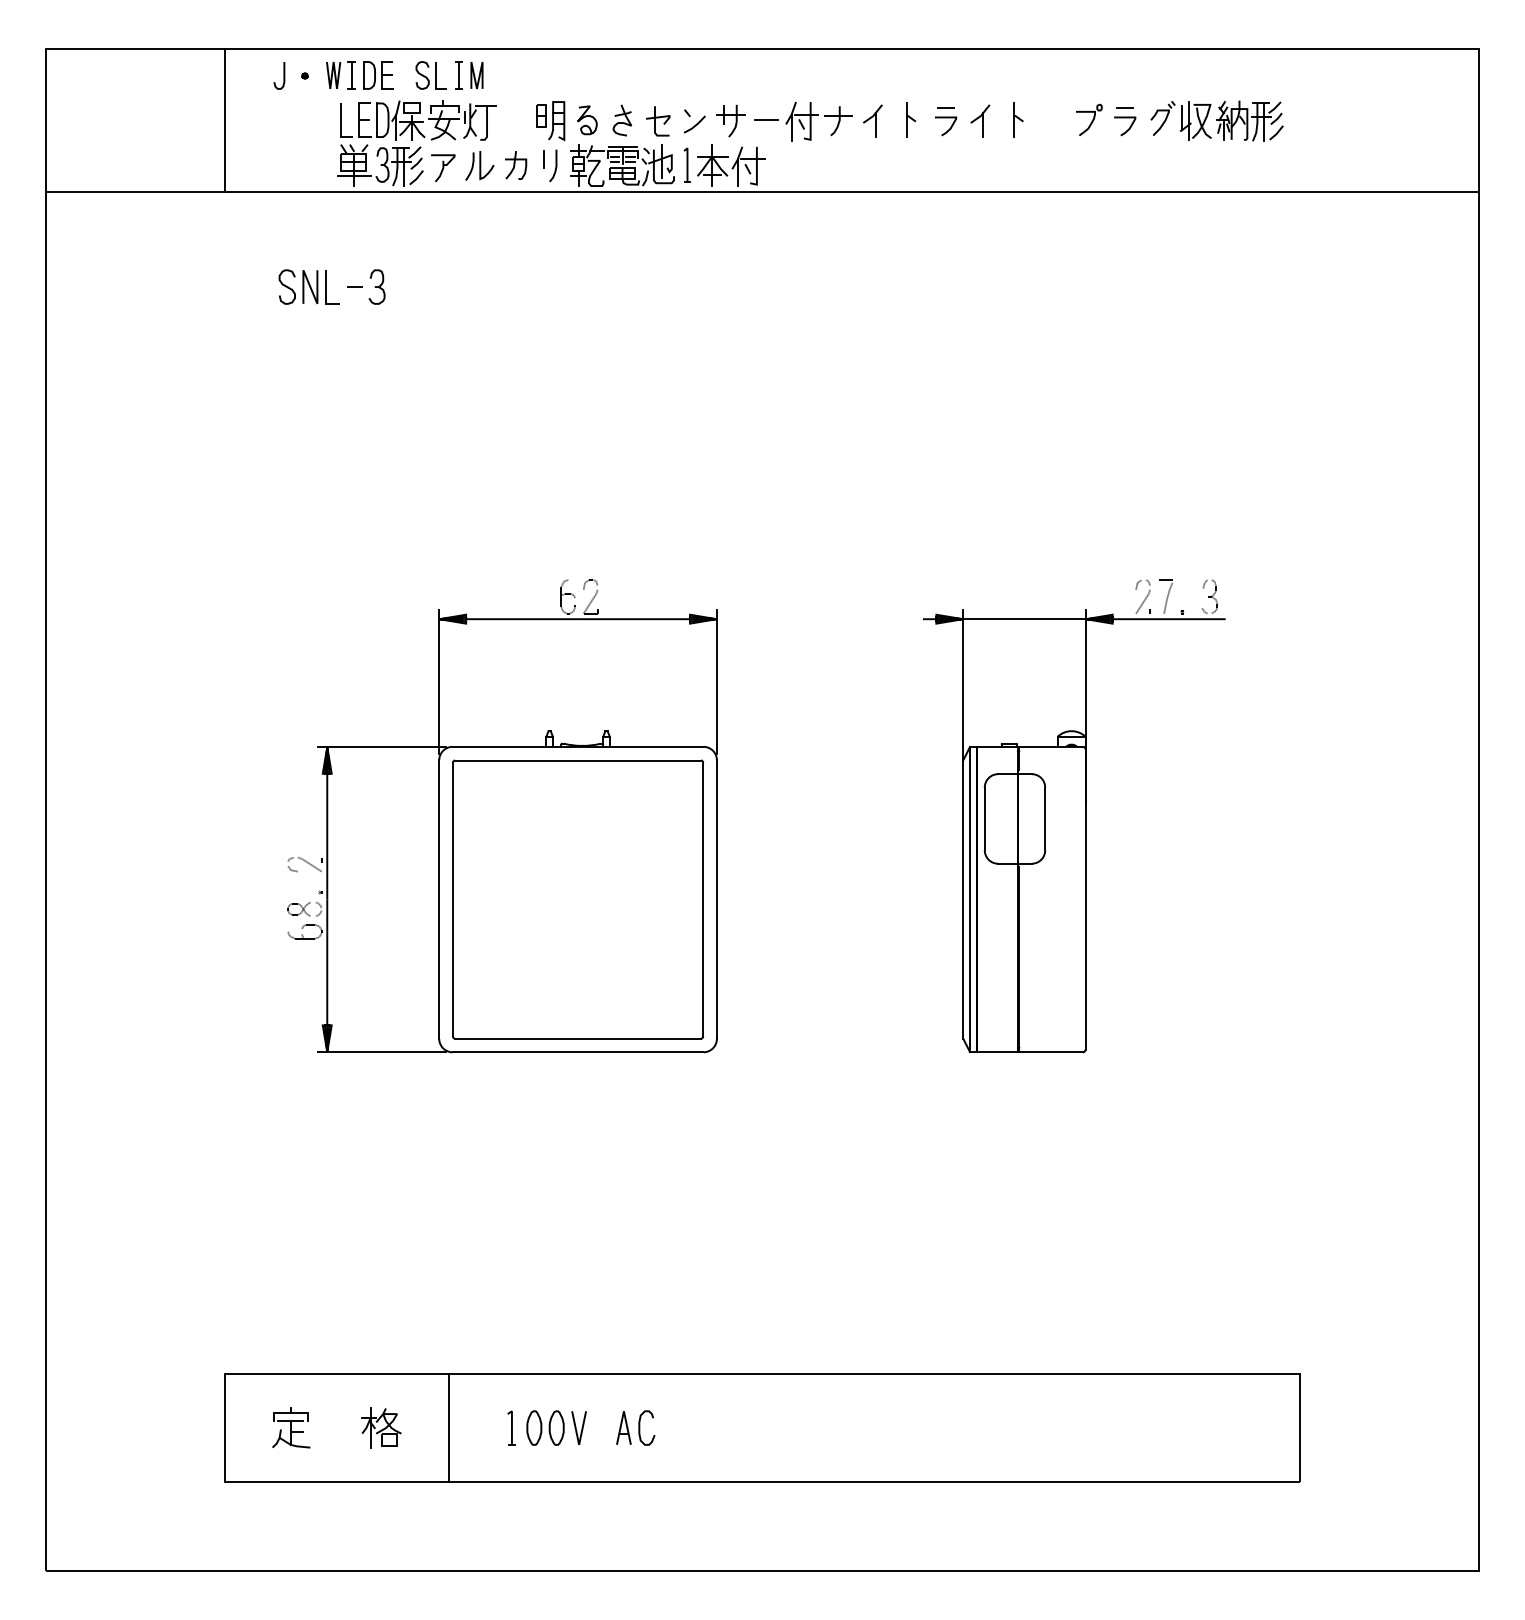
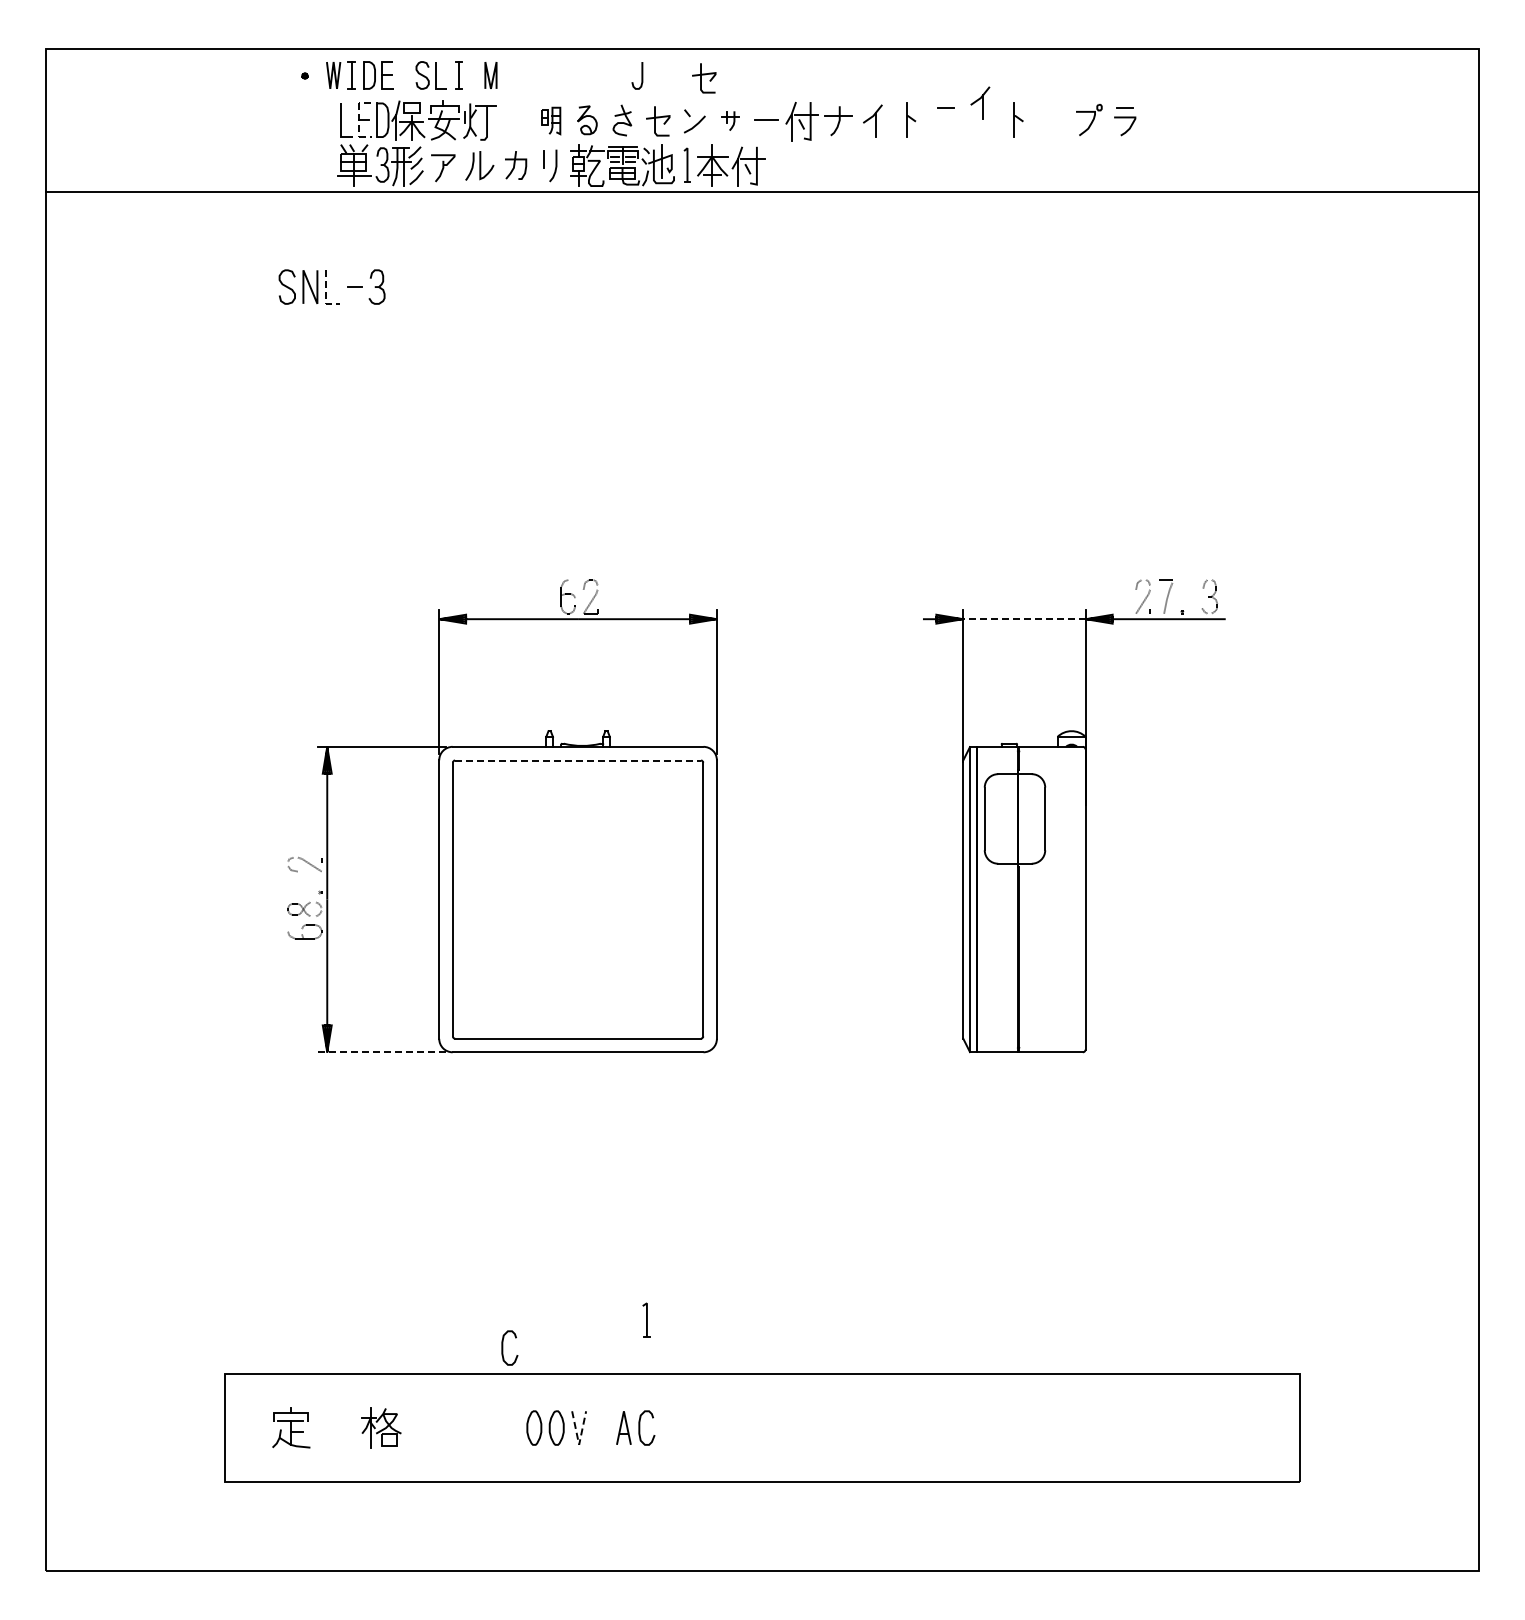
curve position: (283, 75) -> (641, 75) (641, 75)
line position: (475, 75) -> (489, 75) (489, 75)
part: none -> present (704, 78)
line: present -> none (225, 119)
part size: 30x40 px -> 21x30 px (551, 120)
part size: 30x34 px -> 19x20 px (730, 120)
part position: (980, 120) -> (980, 102) (980, 102)
part: present -> none (1216, 120)
line: solid -> dashed (359, 121)
curve: present -> none (949, 128)
line: solid -> dashed (325, 295)
line: solid -> dashed (1024, 619)
line: solid -> dashed (578, 760)
line: solid -> dashed (382, 1052)
curve: none -> present (503, 1347)
line: present -> none (448, 1427)
part position: (511, 1427) -> (646, 1319) (646, 1319)
line: solid -> dashed (579, 1444)
